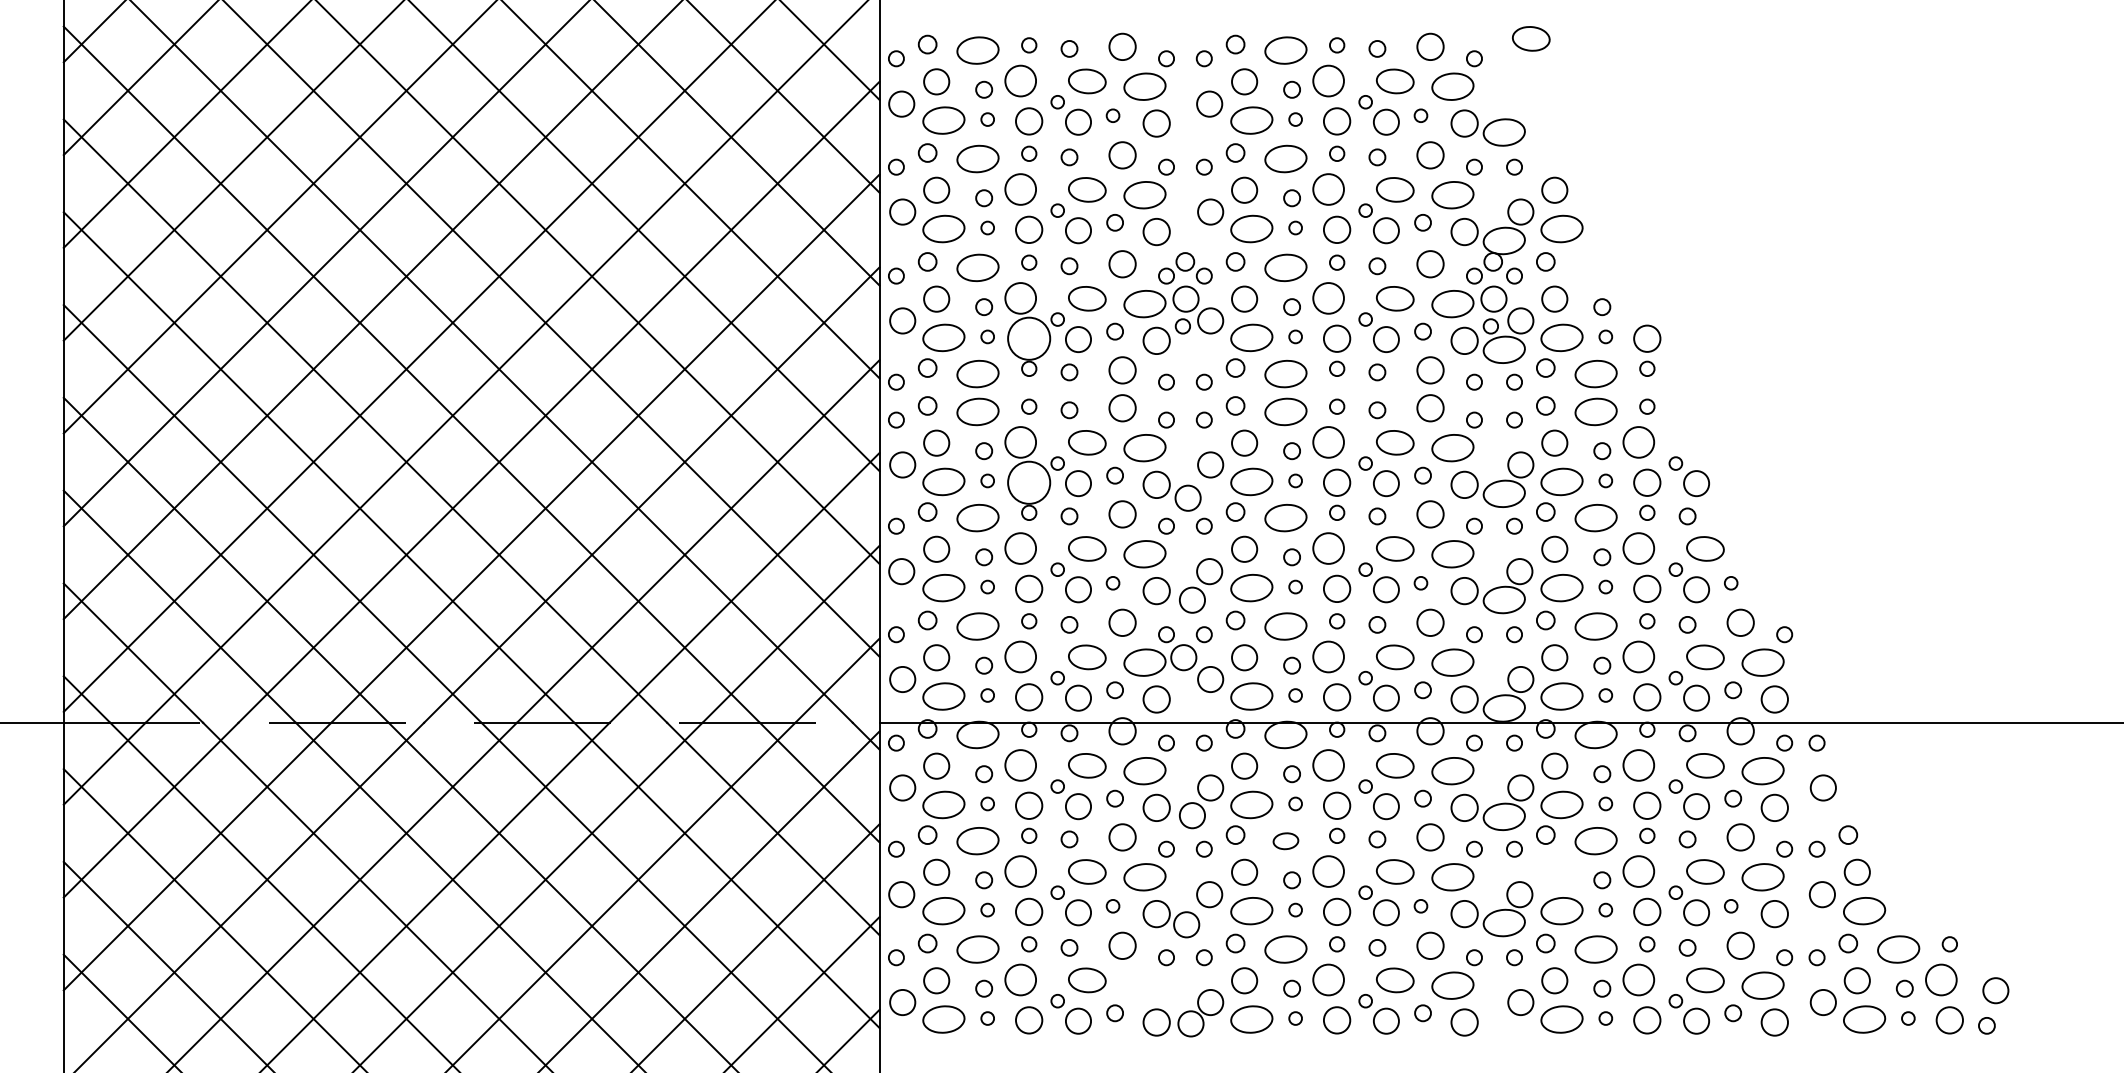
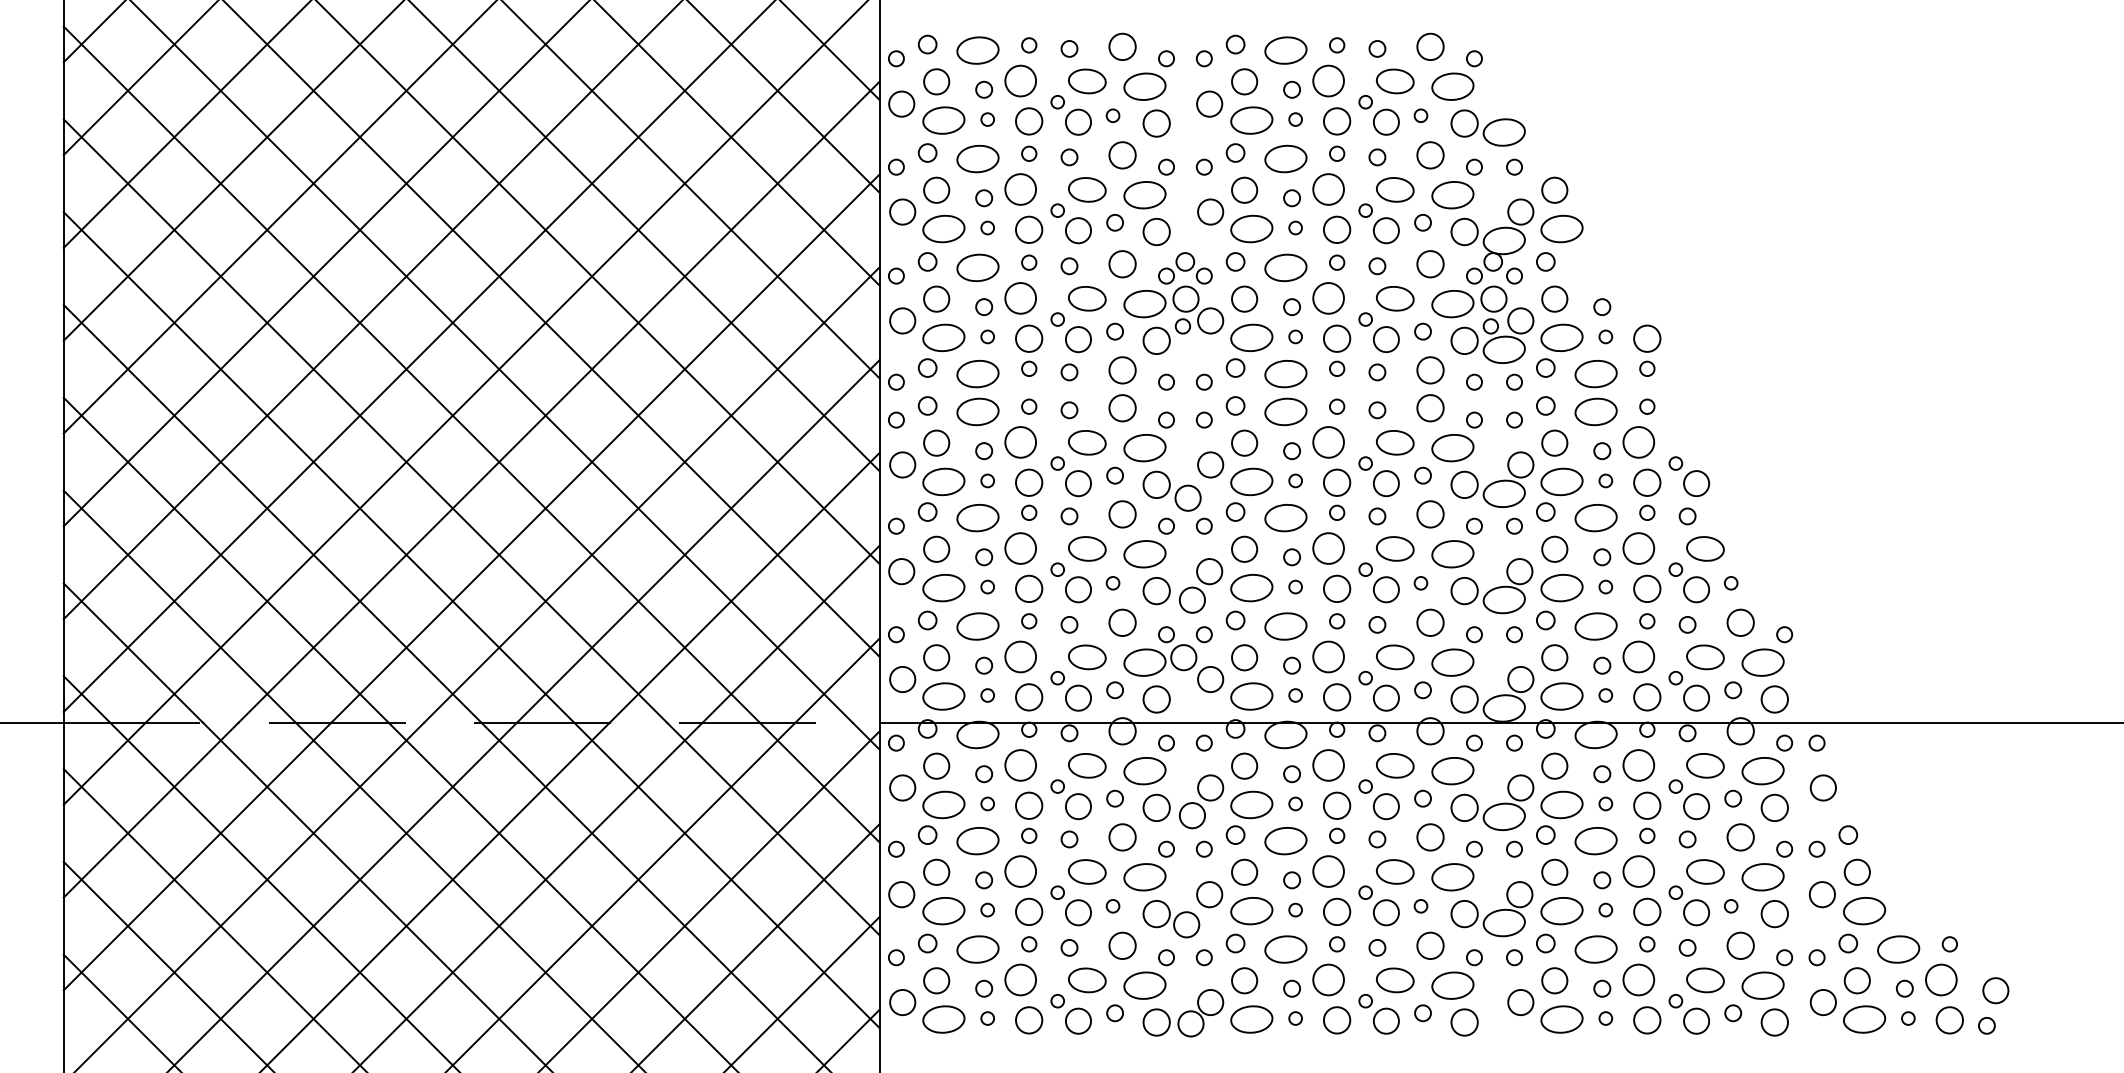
part: present -> none (1531, 38)
circle diameter: 42 px -> 26 px (1028, 338)
circle diameter: 42 px -> 26 px (1028, 482)
part size: 28x19 px -> 44x29 px (1285, 841)
circle: none -> present (1554, 871)
part: none -> present (1144, 985)
